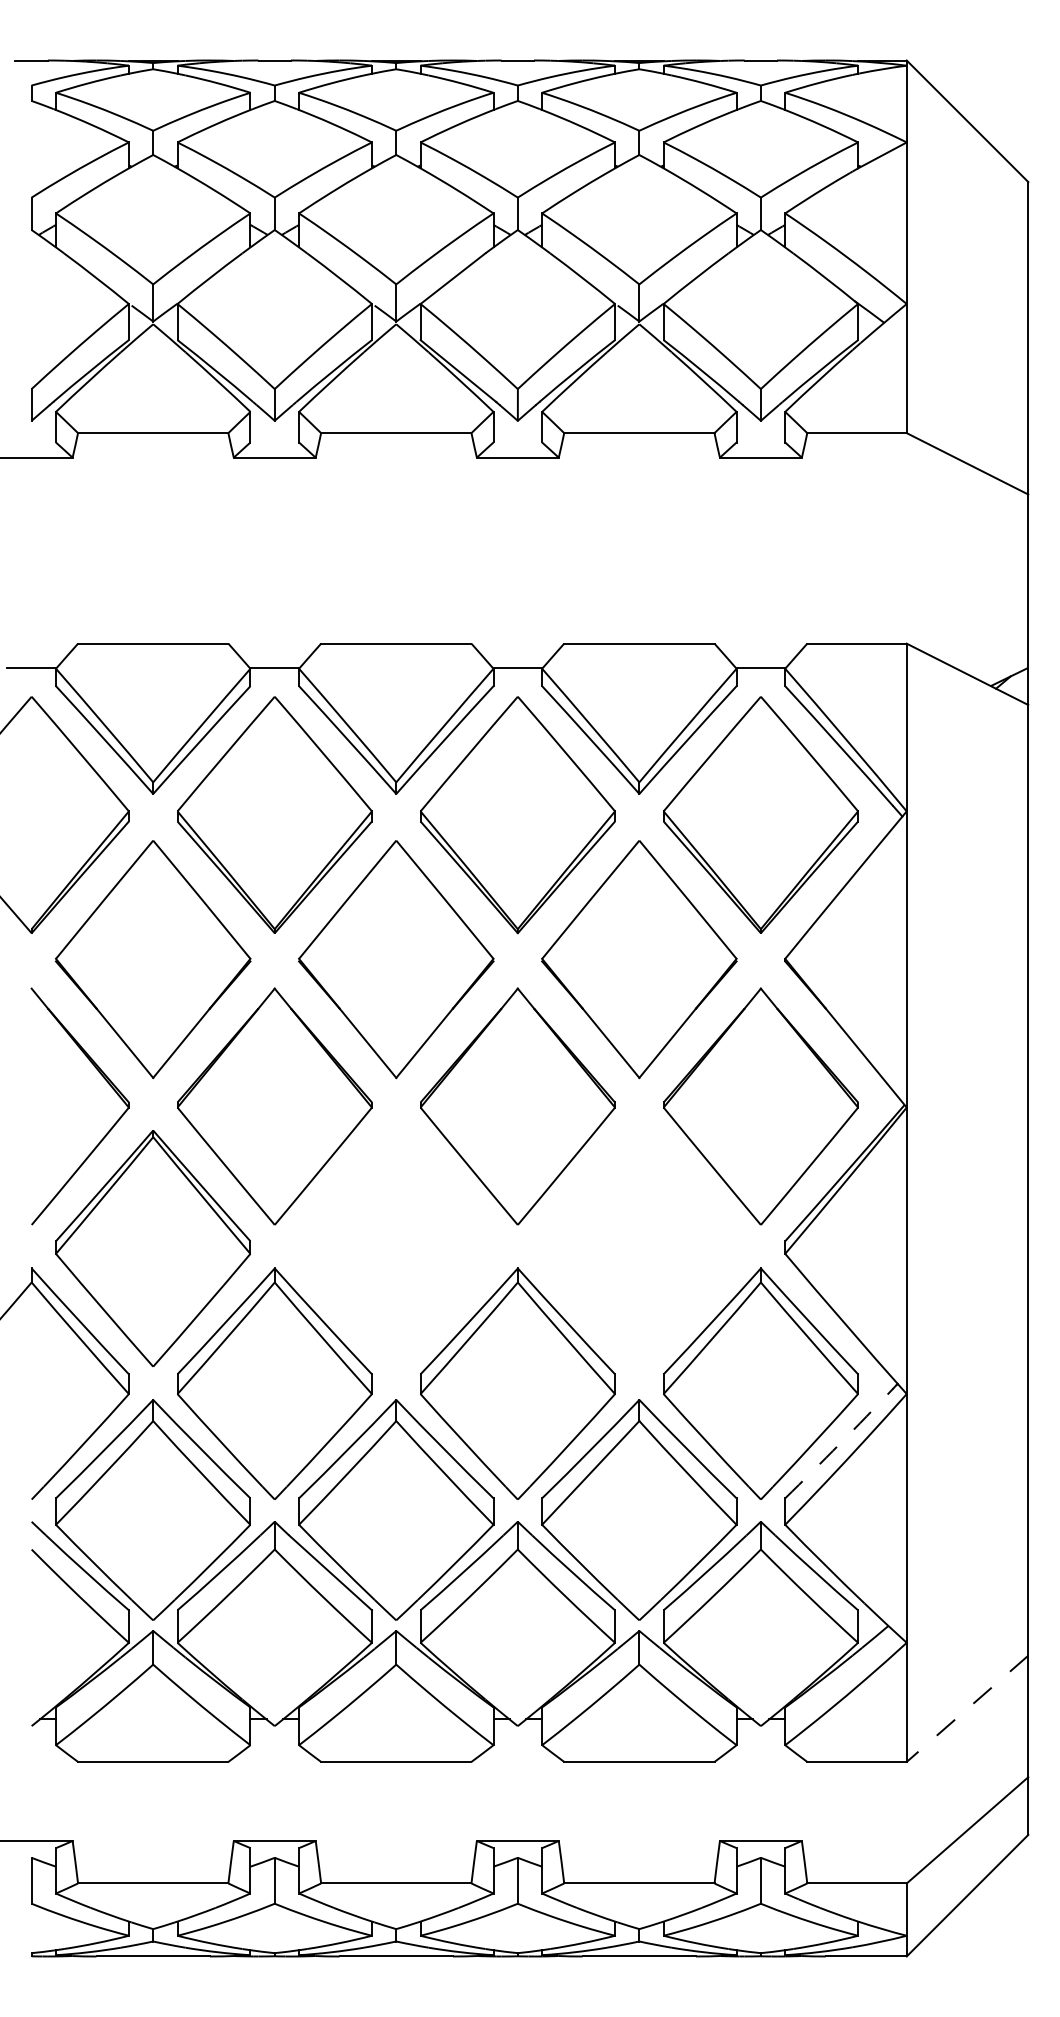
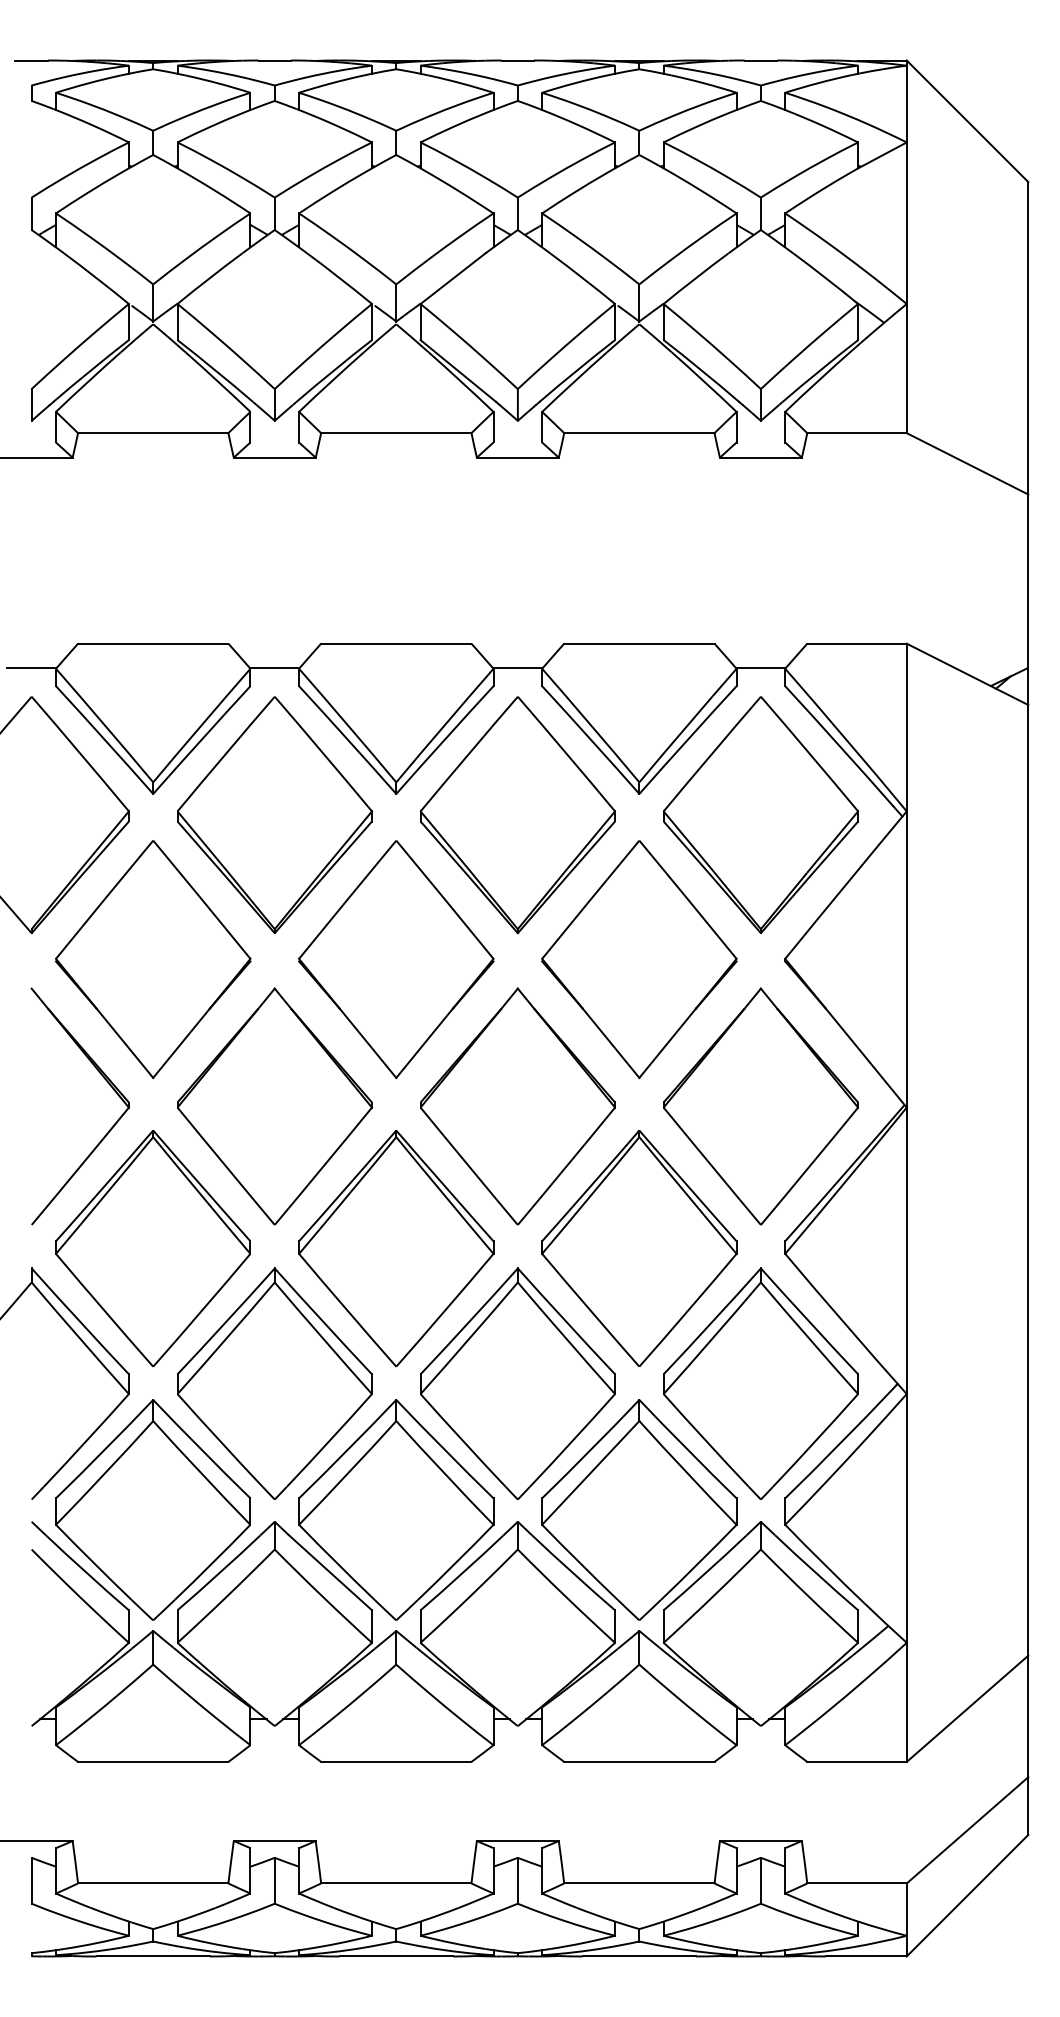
part: none -> present (396, 1248)
part: none -> present (639, 1248)
arc: dashed -> solid (839, 1443)
line: dashed -> solid (967, 1708)
